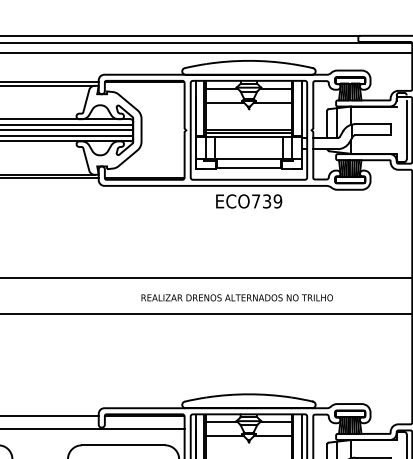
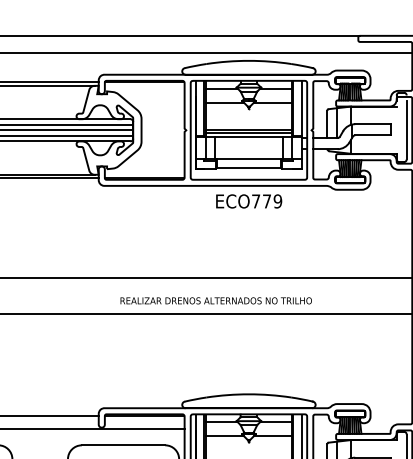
line: present -> none (205, 43)
text: ECO739 -> ECO779 (267, 201)
text position: (236, 297) -> (215, 300) (215, 300)
